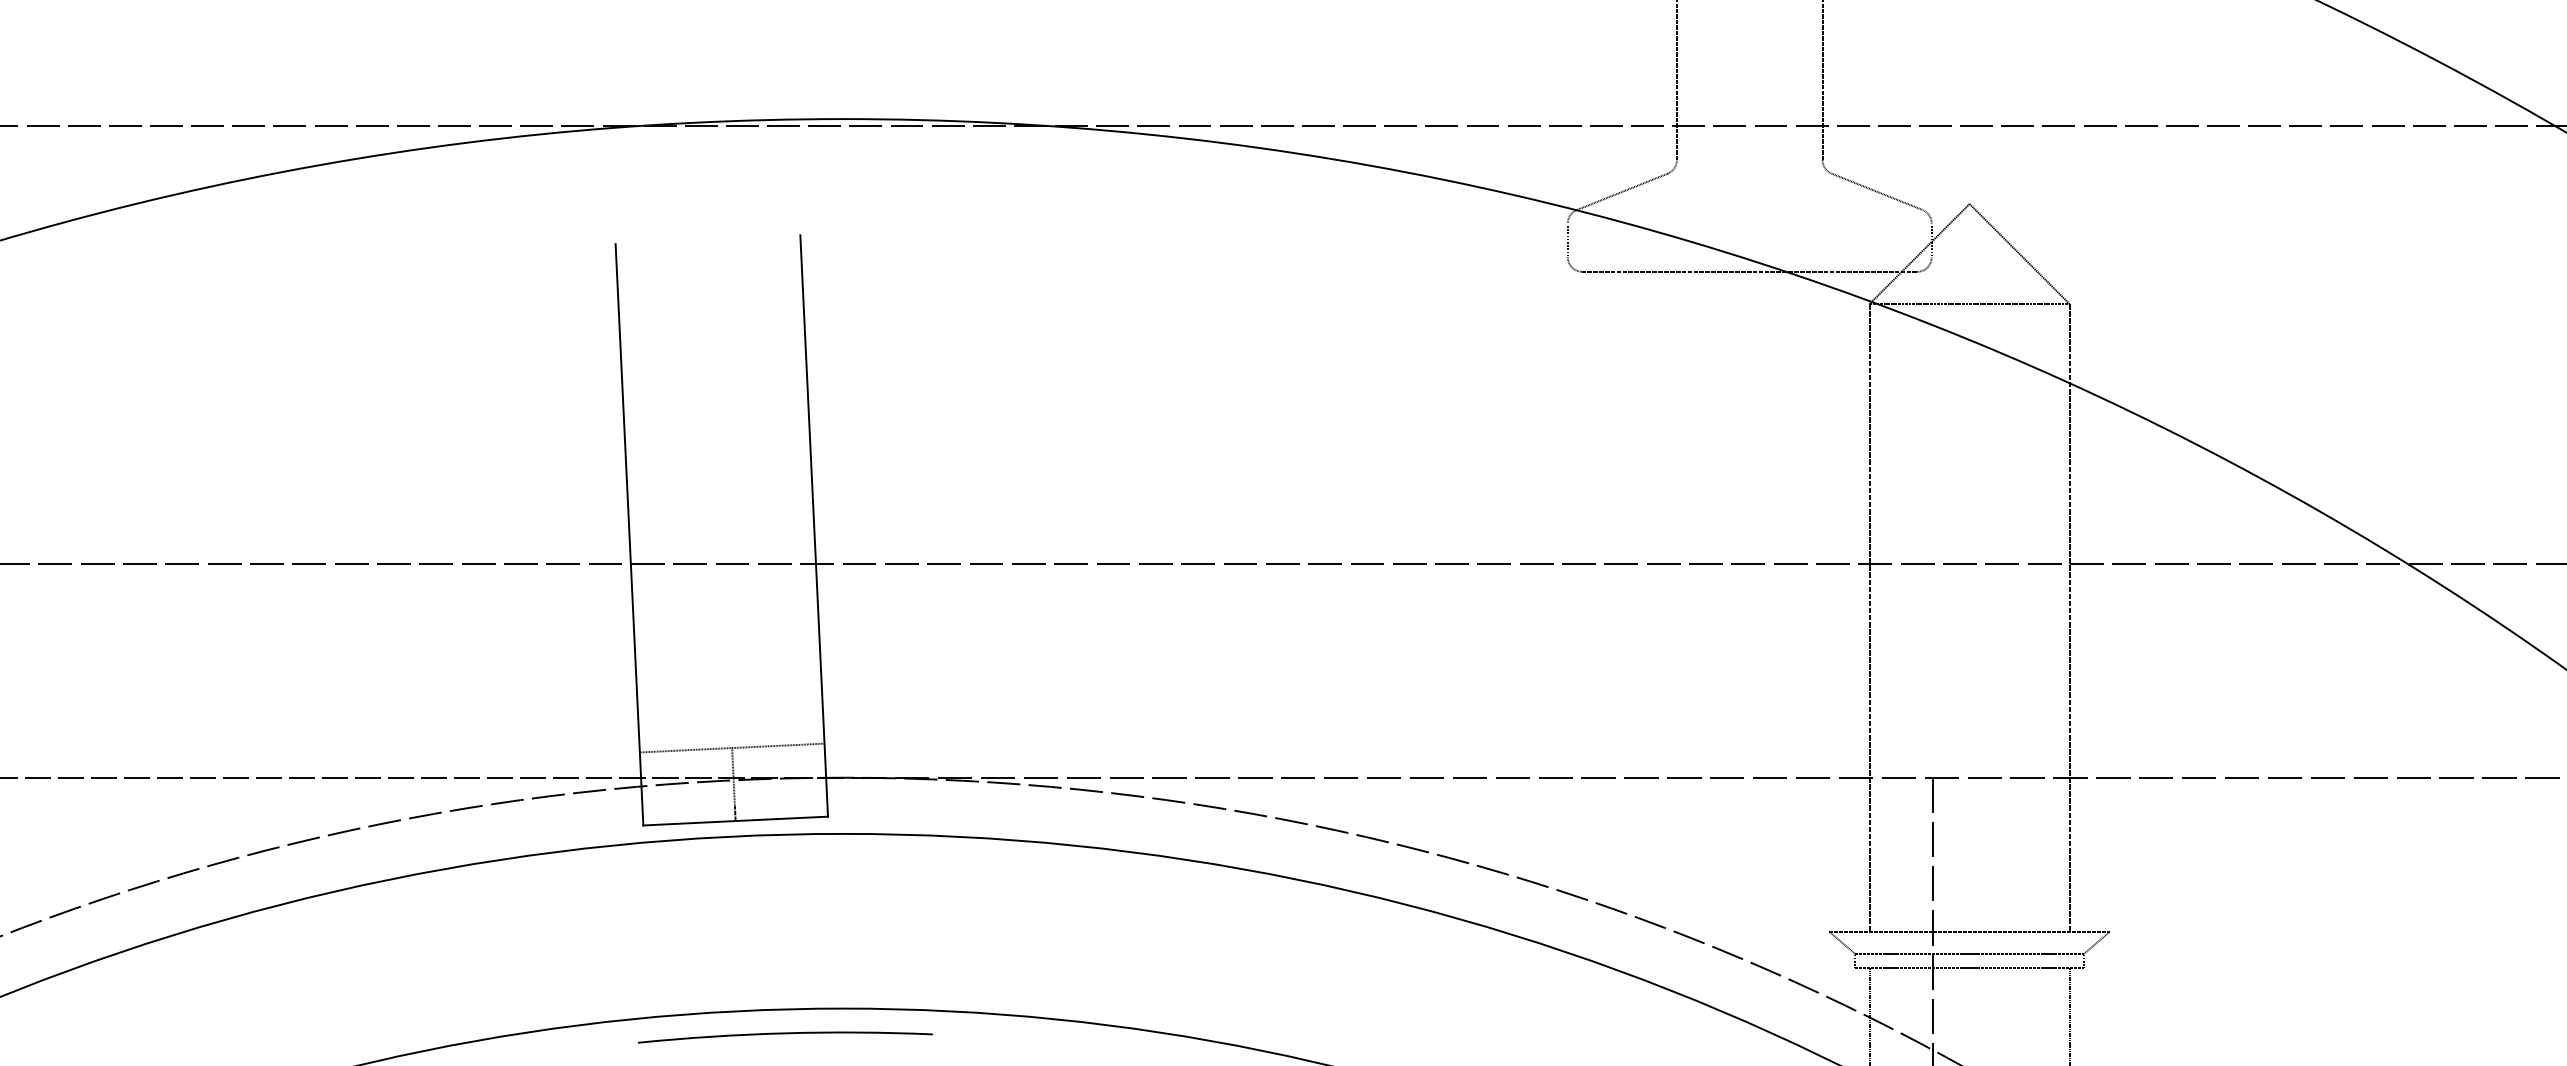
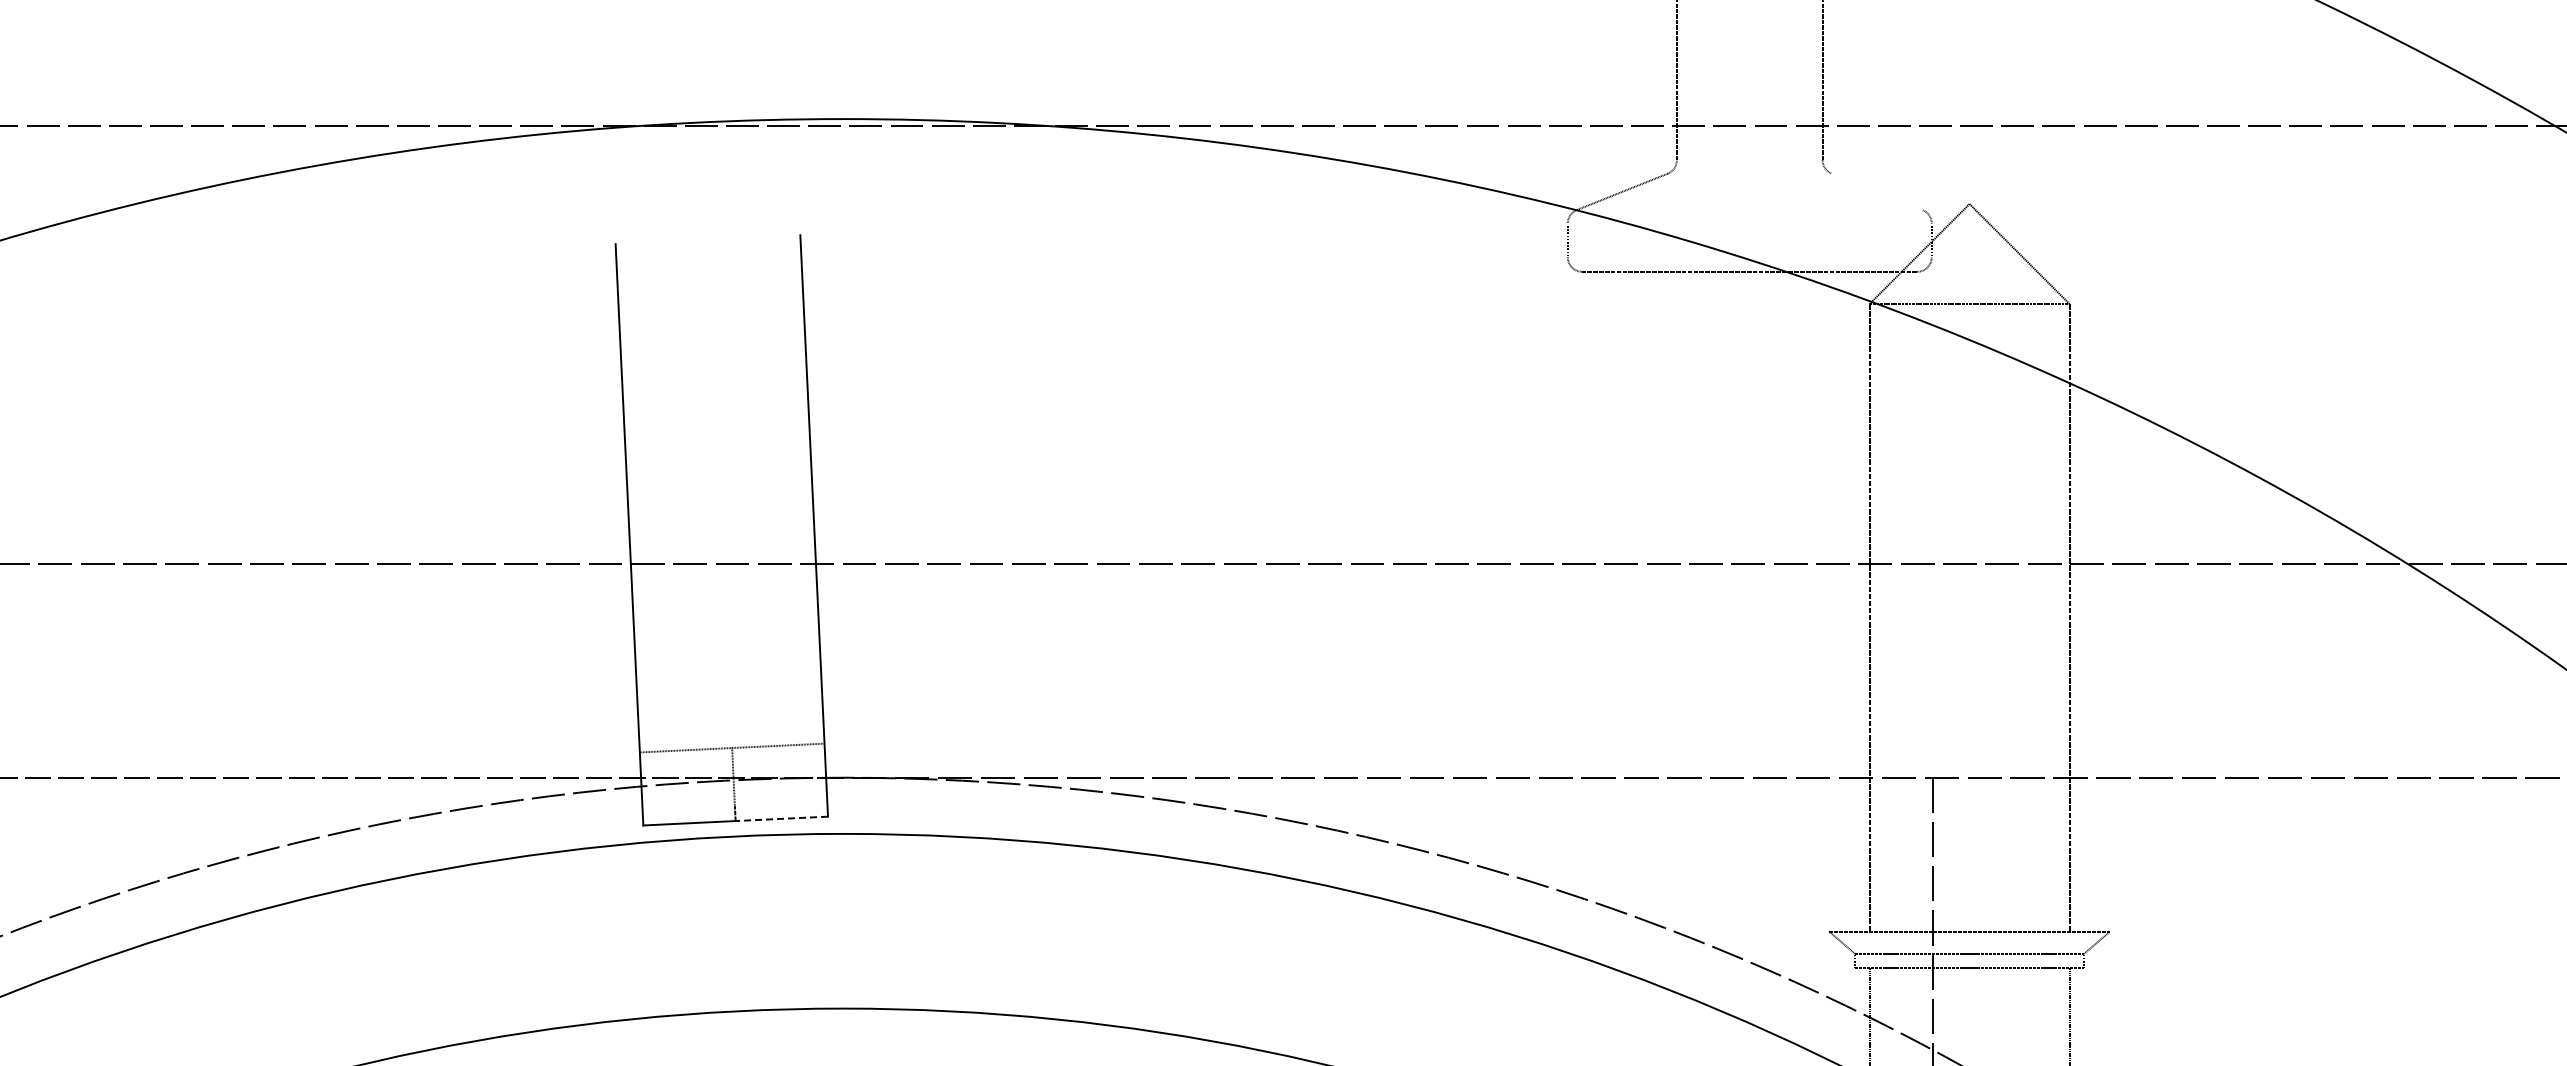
line: present -> none (1876, 191)
line: solid -> dashed (781, 818)
arc: present -> none (785, 1034)
